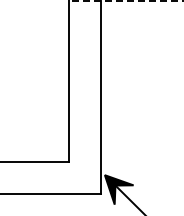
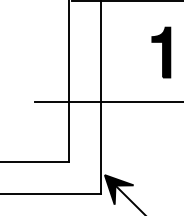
line: dashed -> solid (128, 0)
part: none -> present (161, 52)
line: none -> present (107, 102)
